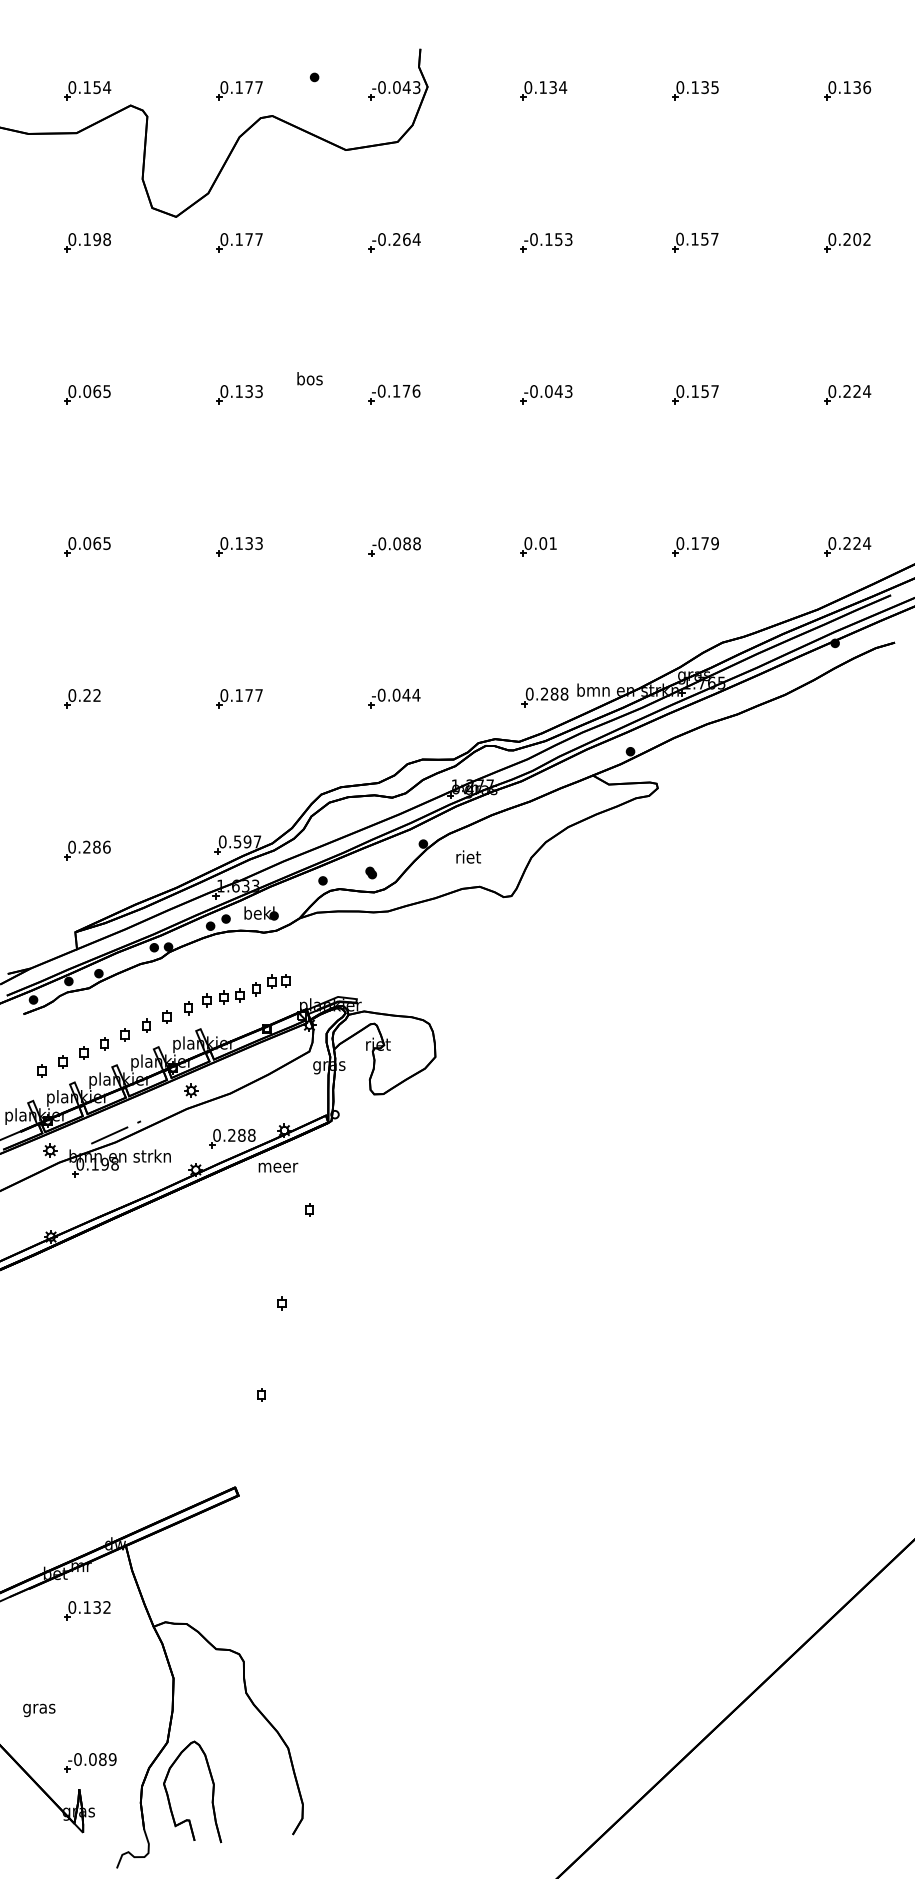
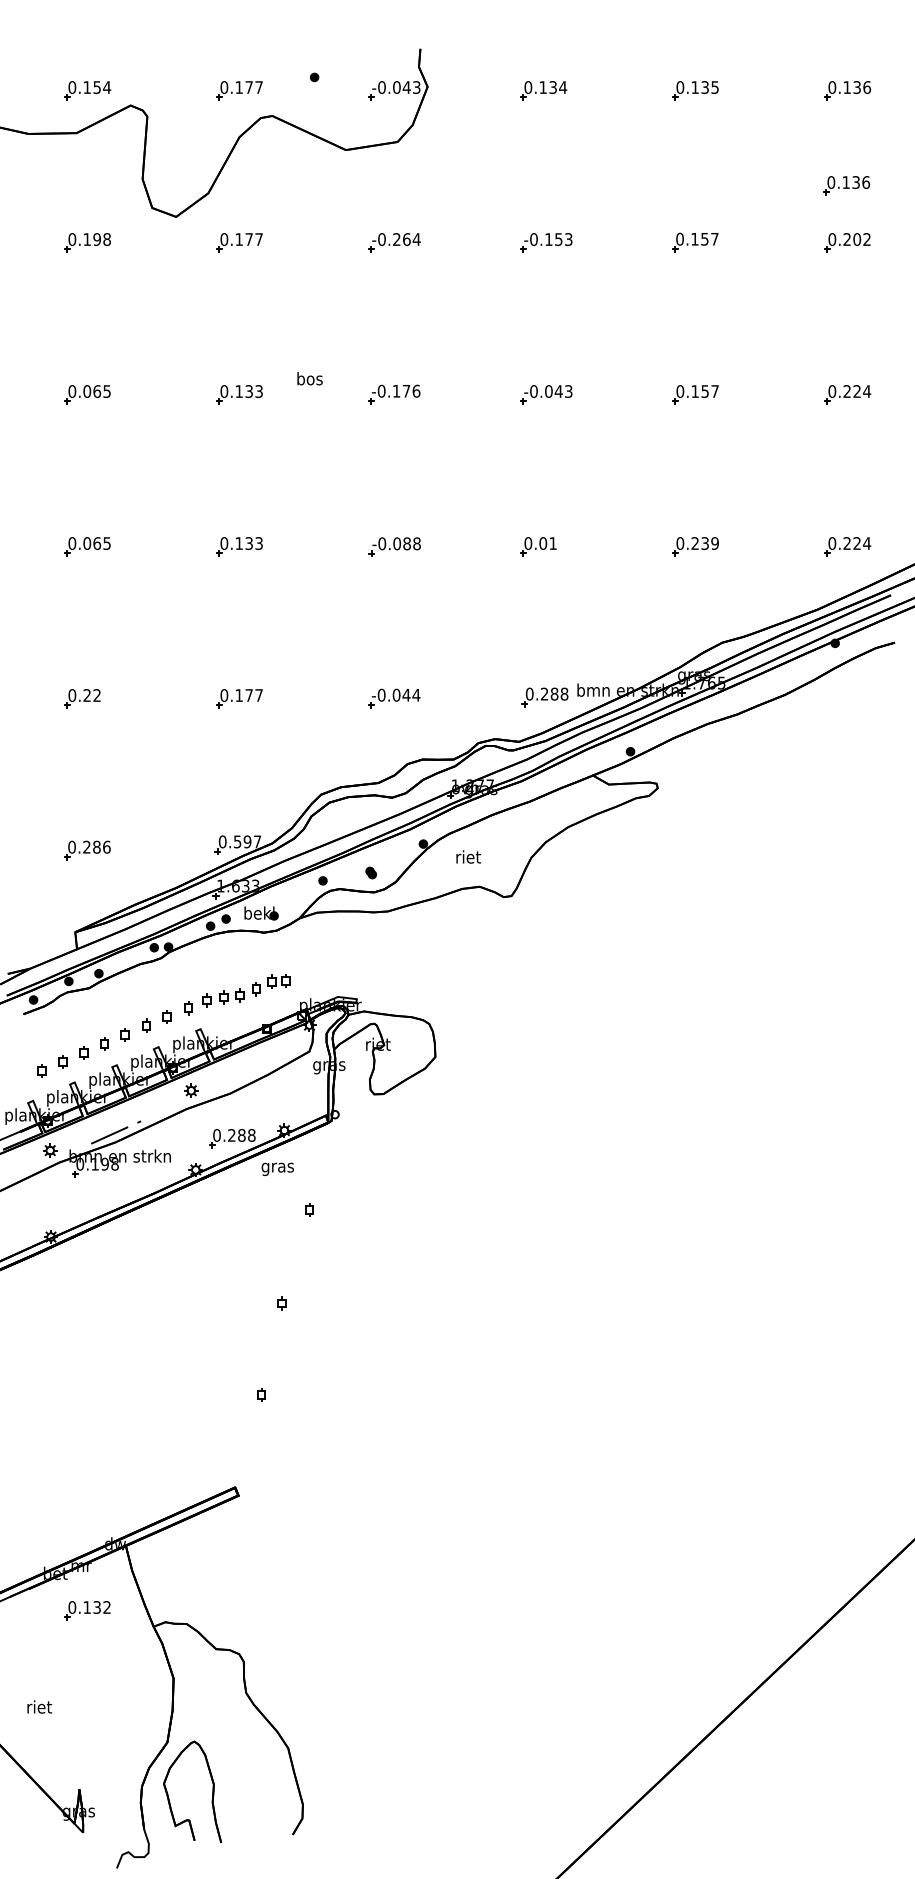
part: none -> present (846, 185)
text: 0.179 -> 0.239 (699, 543)
text: meer -> gras (278, 1168)
text: gras -> riet (39, 1708)
part: present -> none (90, 1762)
